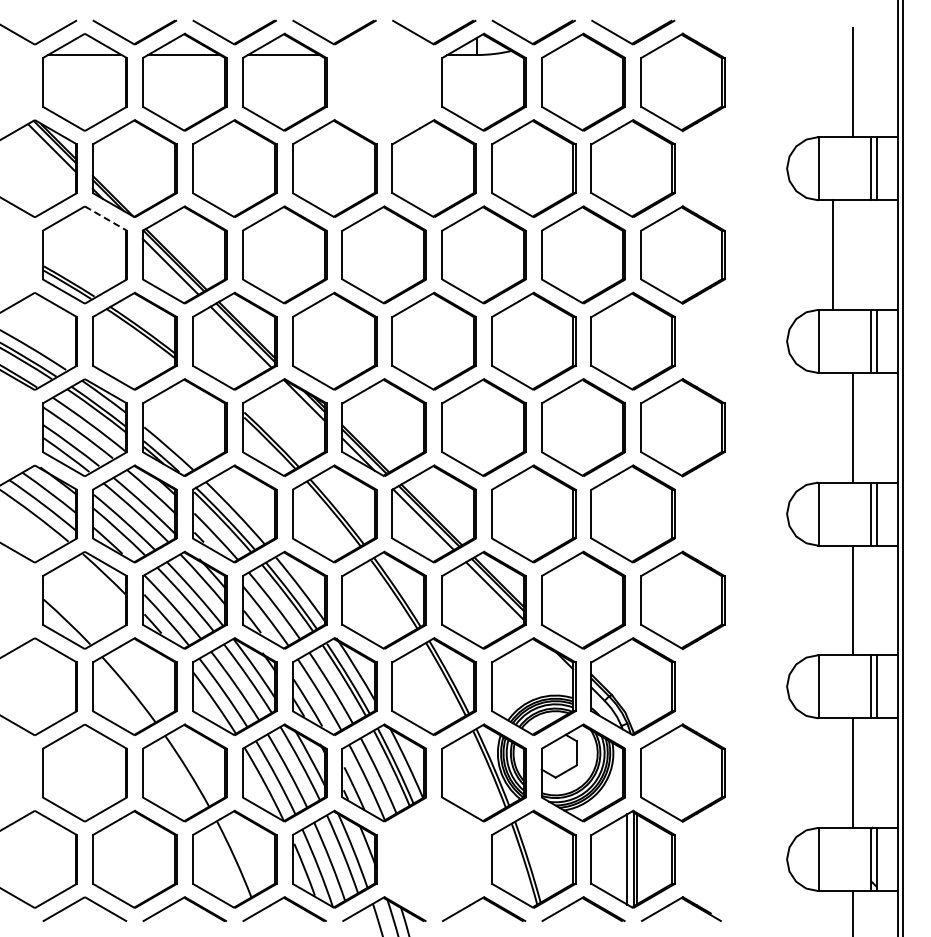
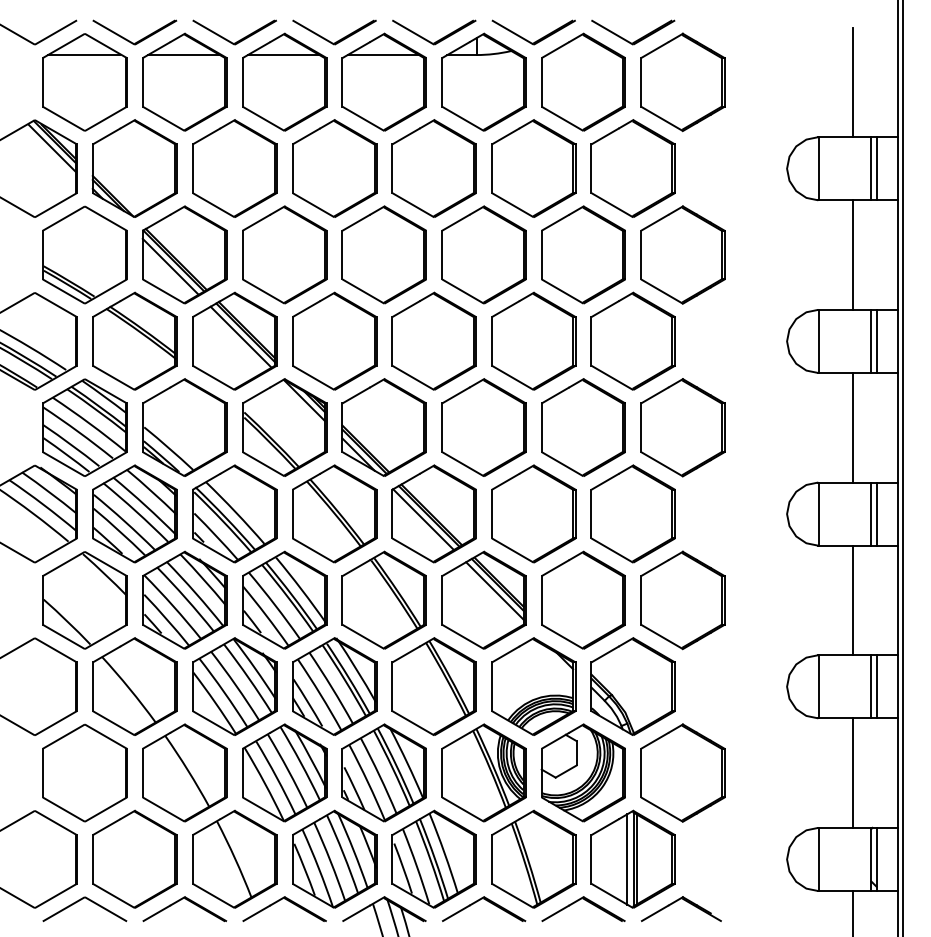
part: none -> present (383, 81)
line: dashed -> solid (106, 218)
line position: (833, 254) -> (853, 254) (853, 254)
part: none -> present (433, 858)
